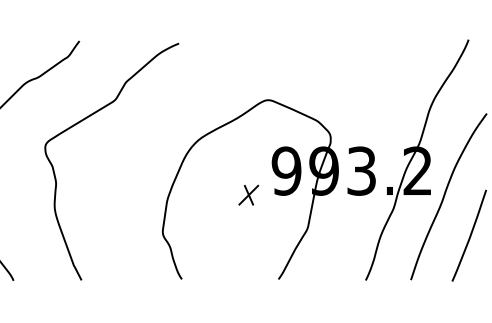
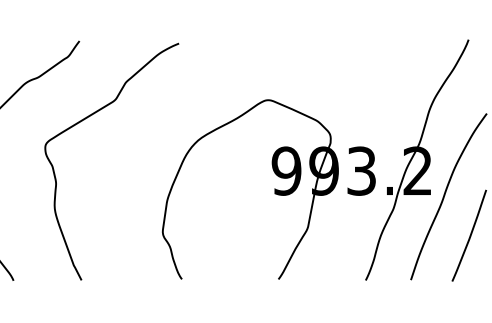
part: present -> none (248, 194)
